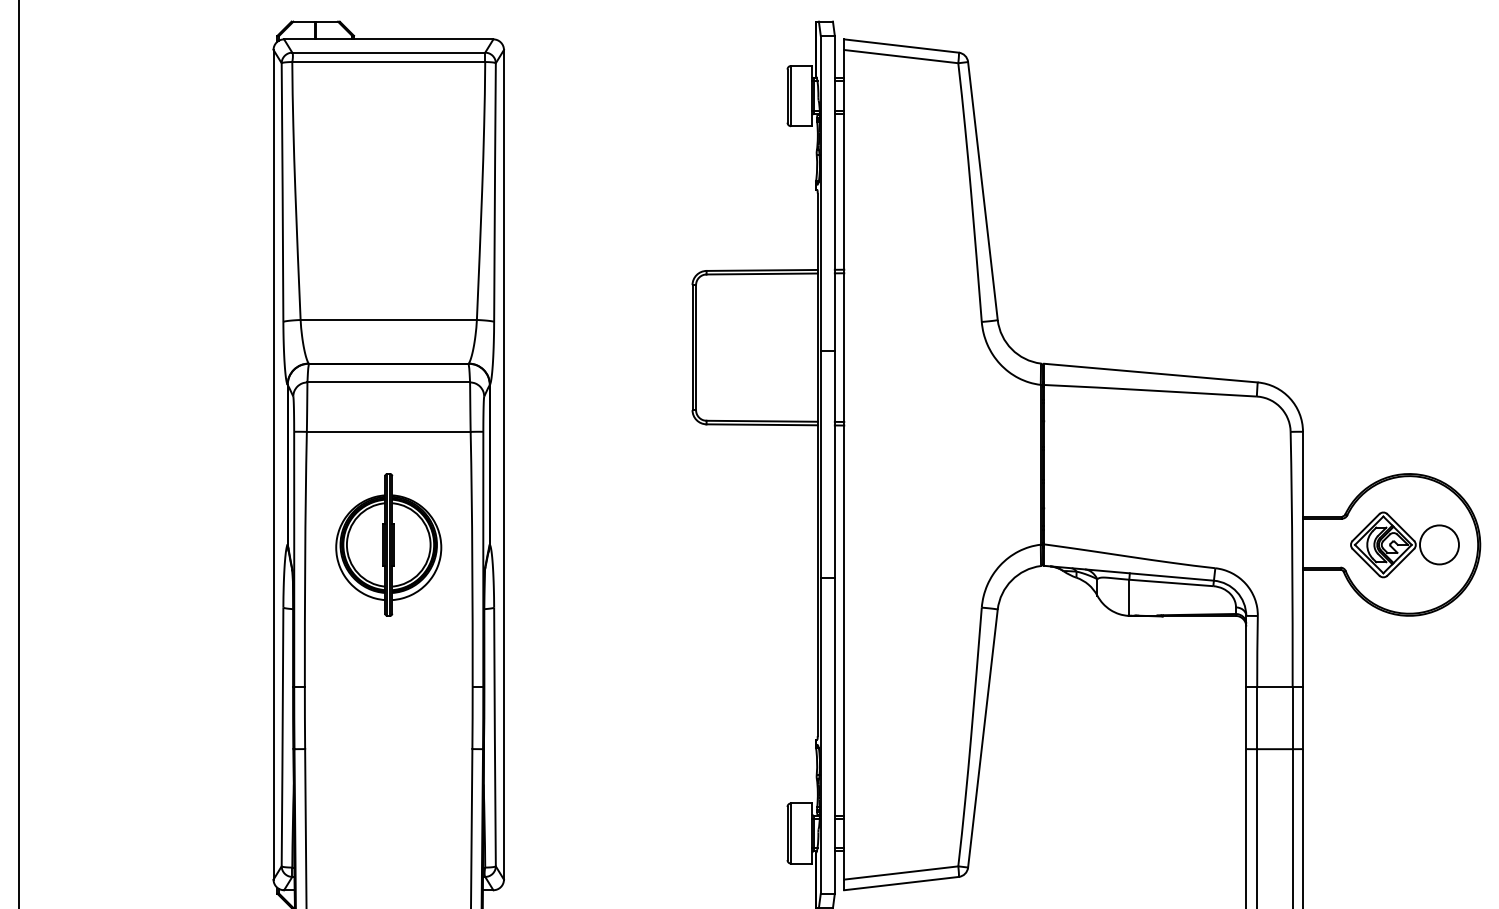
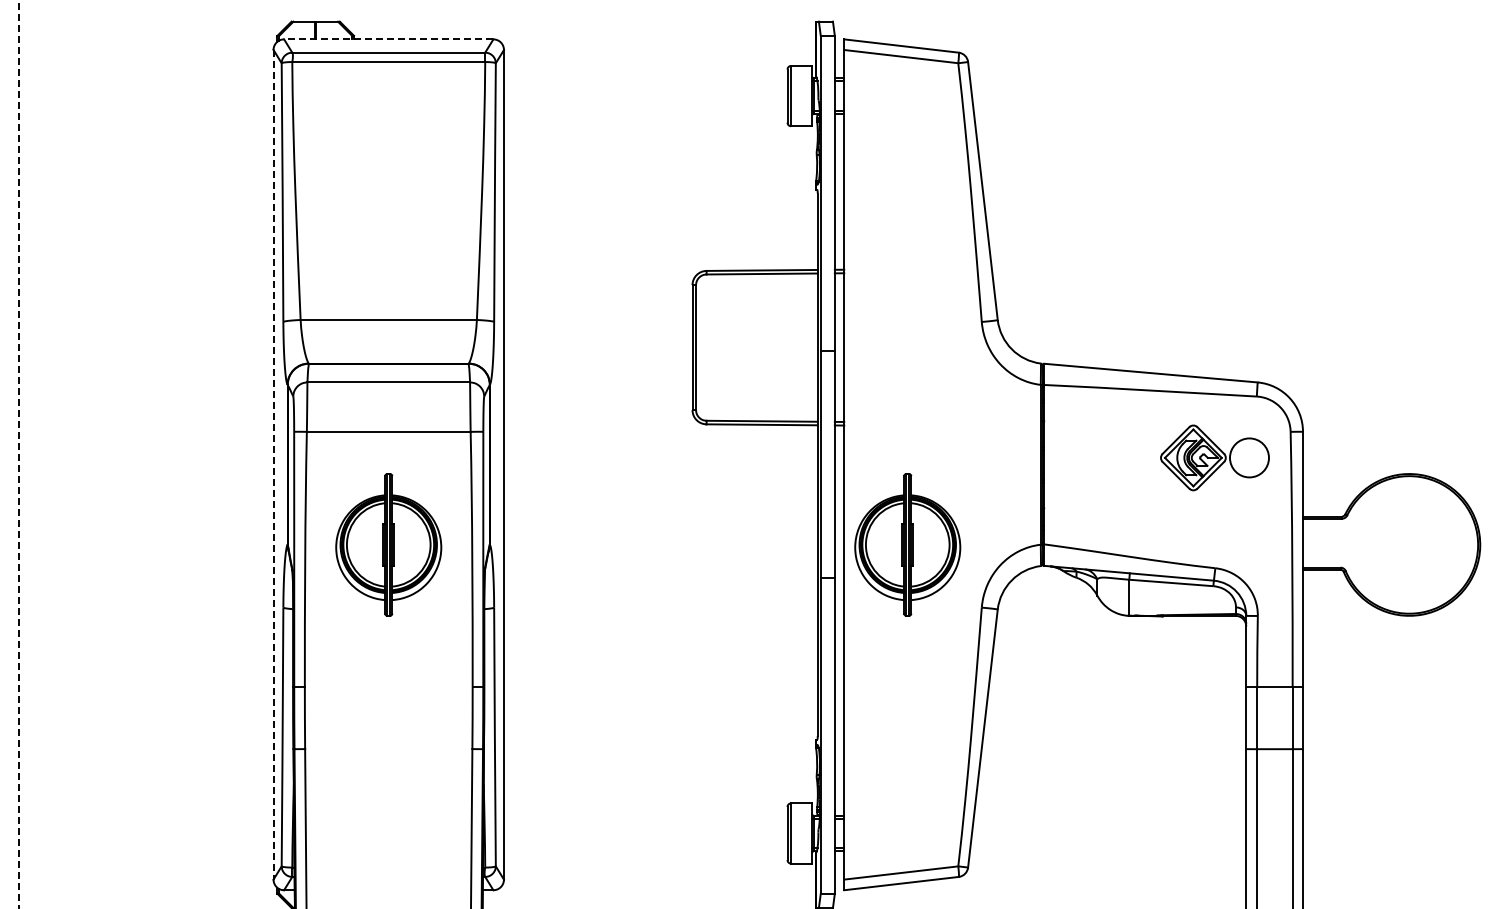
line: solid -> dashed (388, 39)
line: solid -> dashed (18, 454)
line: solid -> dashed (273, 464)
part: none -> present (907, 544)
part position: (1404, 544) -> (1214, 457) (1214, 457)
